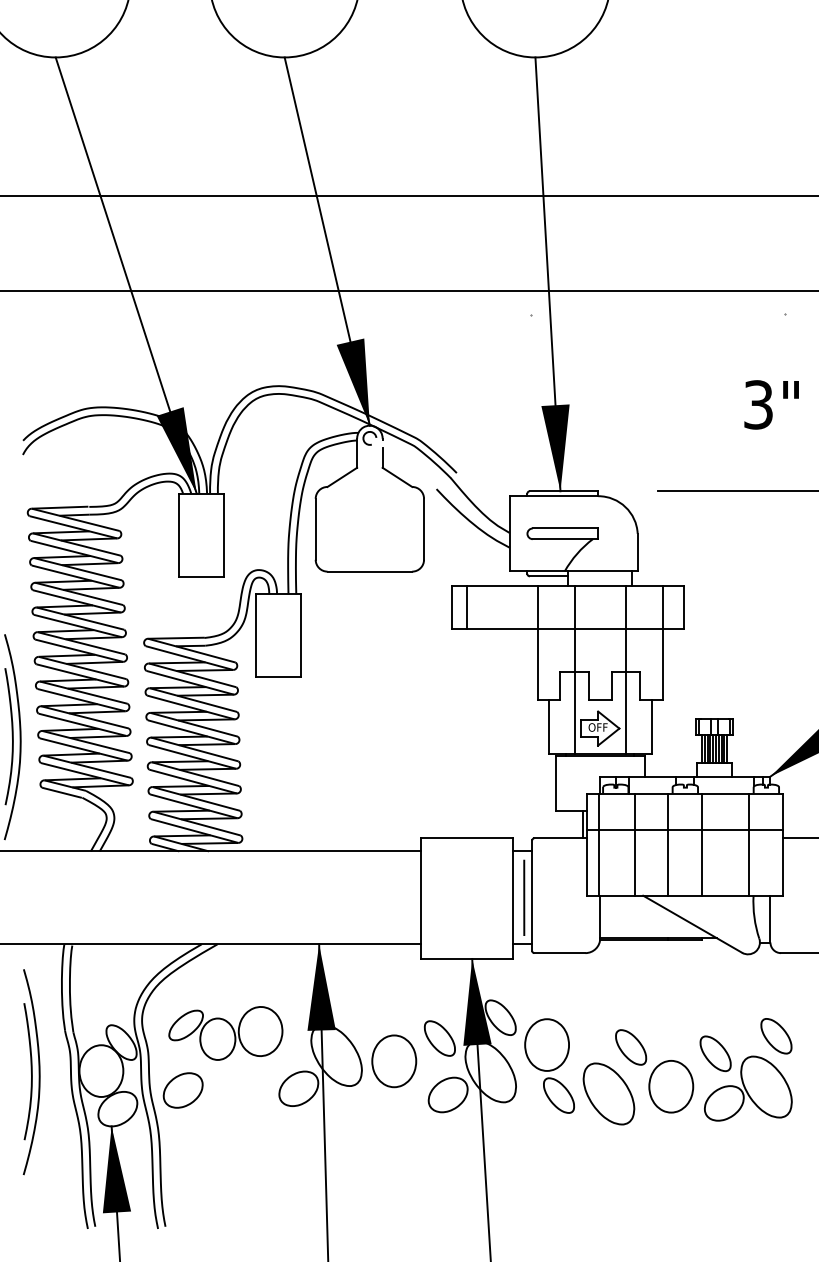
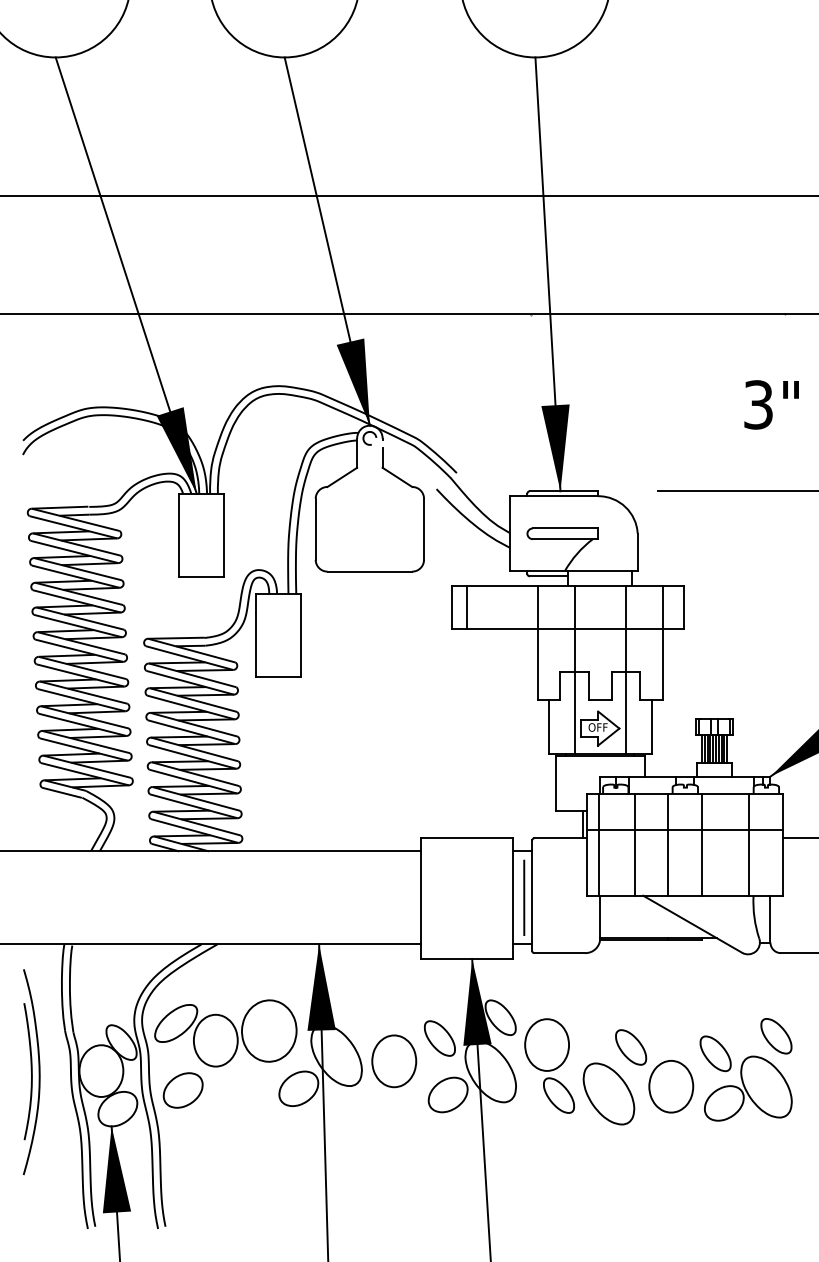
line position: (408, 291) -> (408, 314) (408, 314)
part: present -> none (12, 737)
part size: 116x55 px -> 144x69 px (225, 1033)
